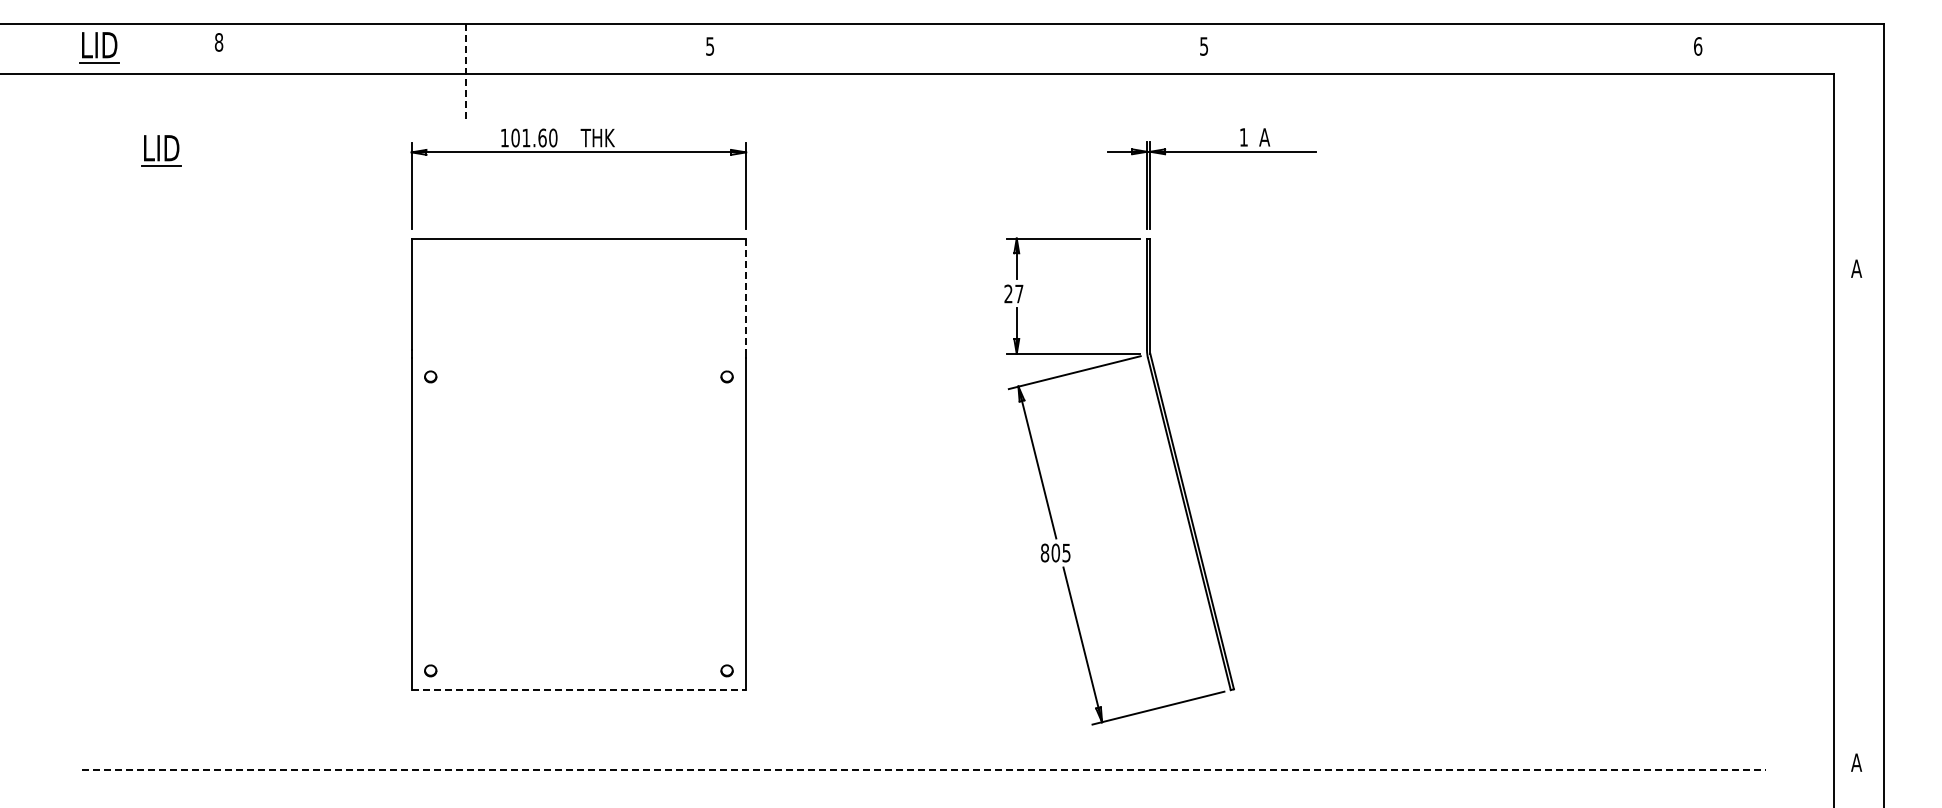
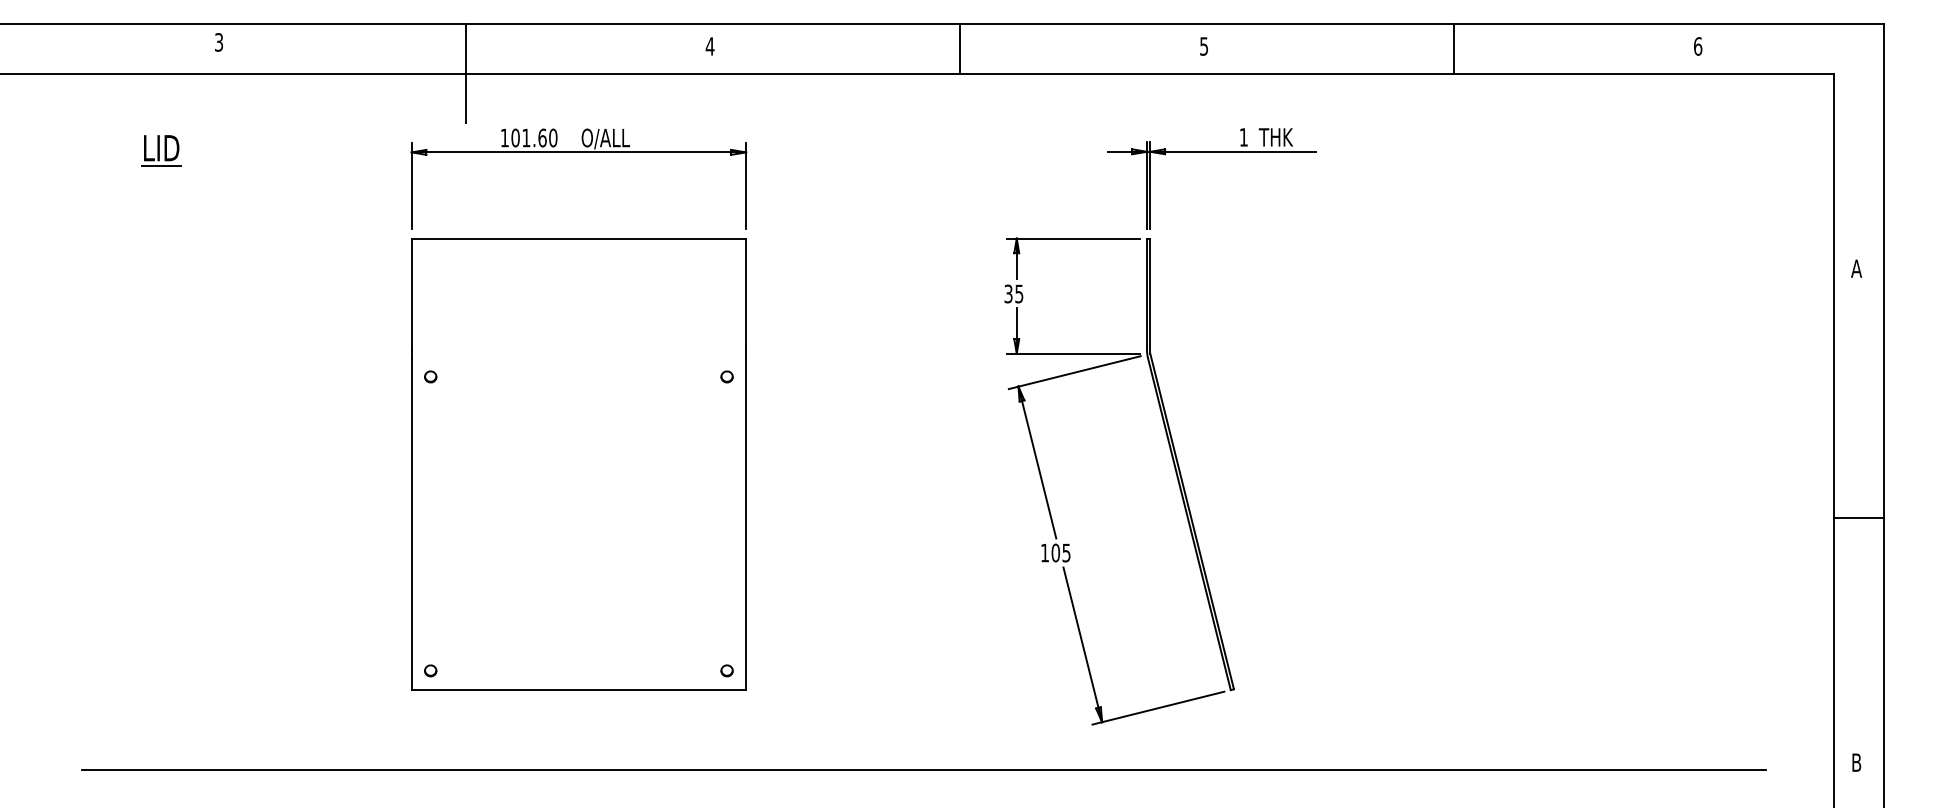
text: 8 -> 3 (218, 42)
text: 5 -> 4 (709, 46)
part: present -> none (99, 47)
line: none -> present (960, 48)
line: none -> present (1454, 48)
line: dashed -> solid (466, 74)
text: A -> THK (1275, 137)
text: THK -> O/ALL (605, 138)
line: dashed -> solid (746, 294)
text: 27 -> 35 (1013, 294)
line: none -> present (1858, 518)
text: 805 -> 105 (1044, 552)
line: dashed -> solid (579, 690)
text: A -> B (1856, 762)
line: dashed -> solid (923, 769)
